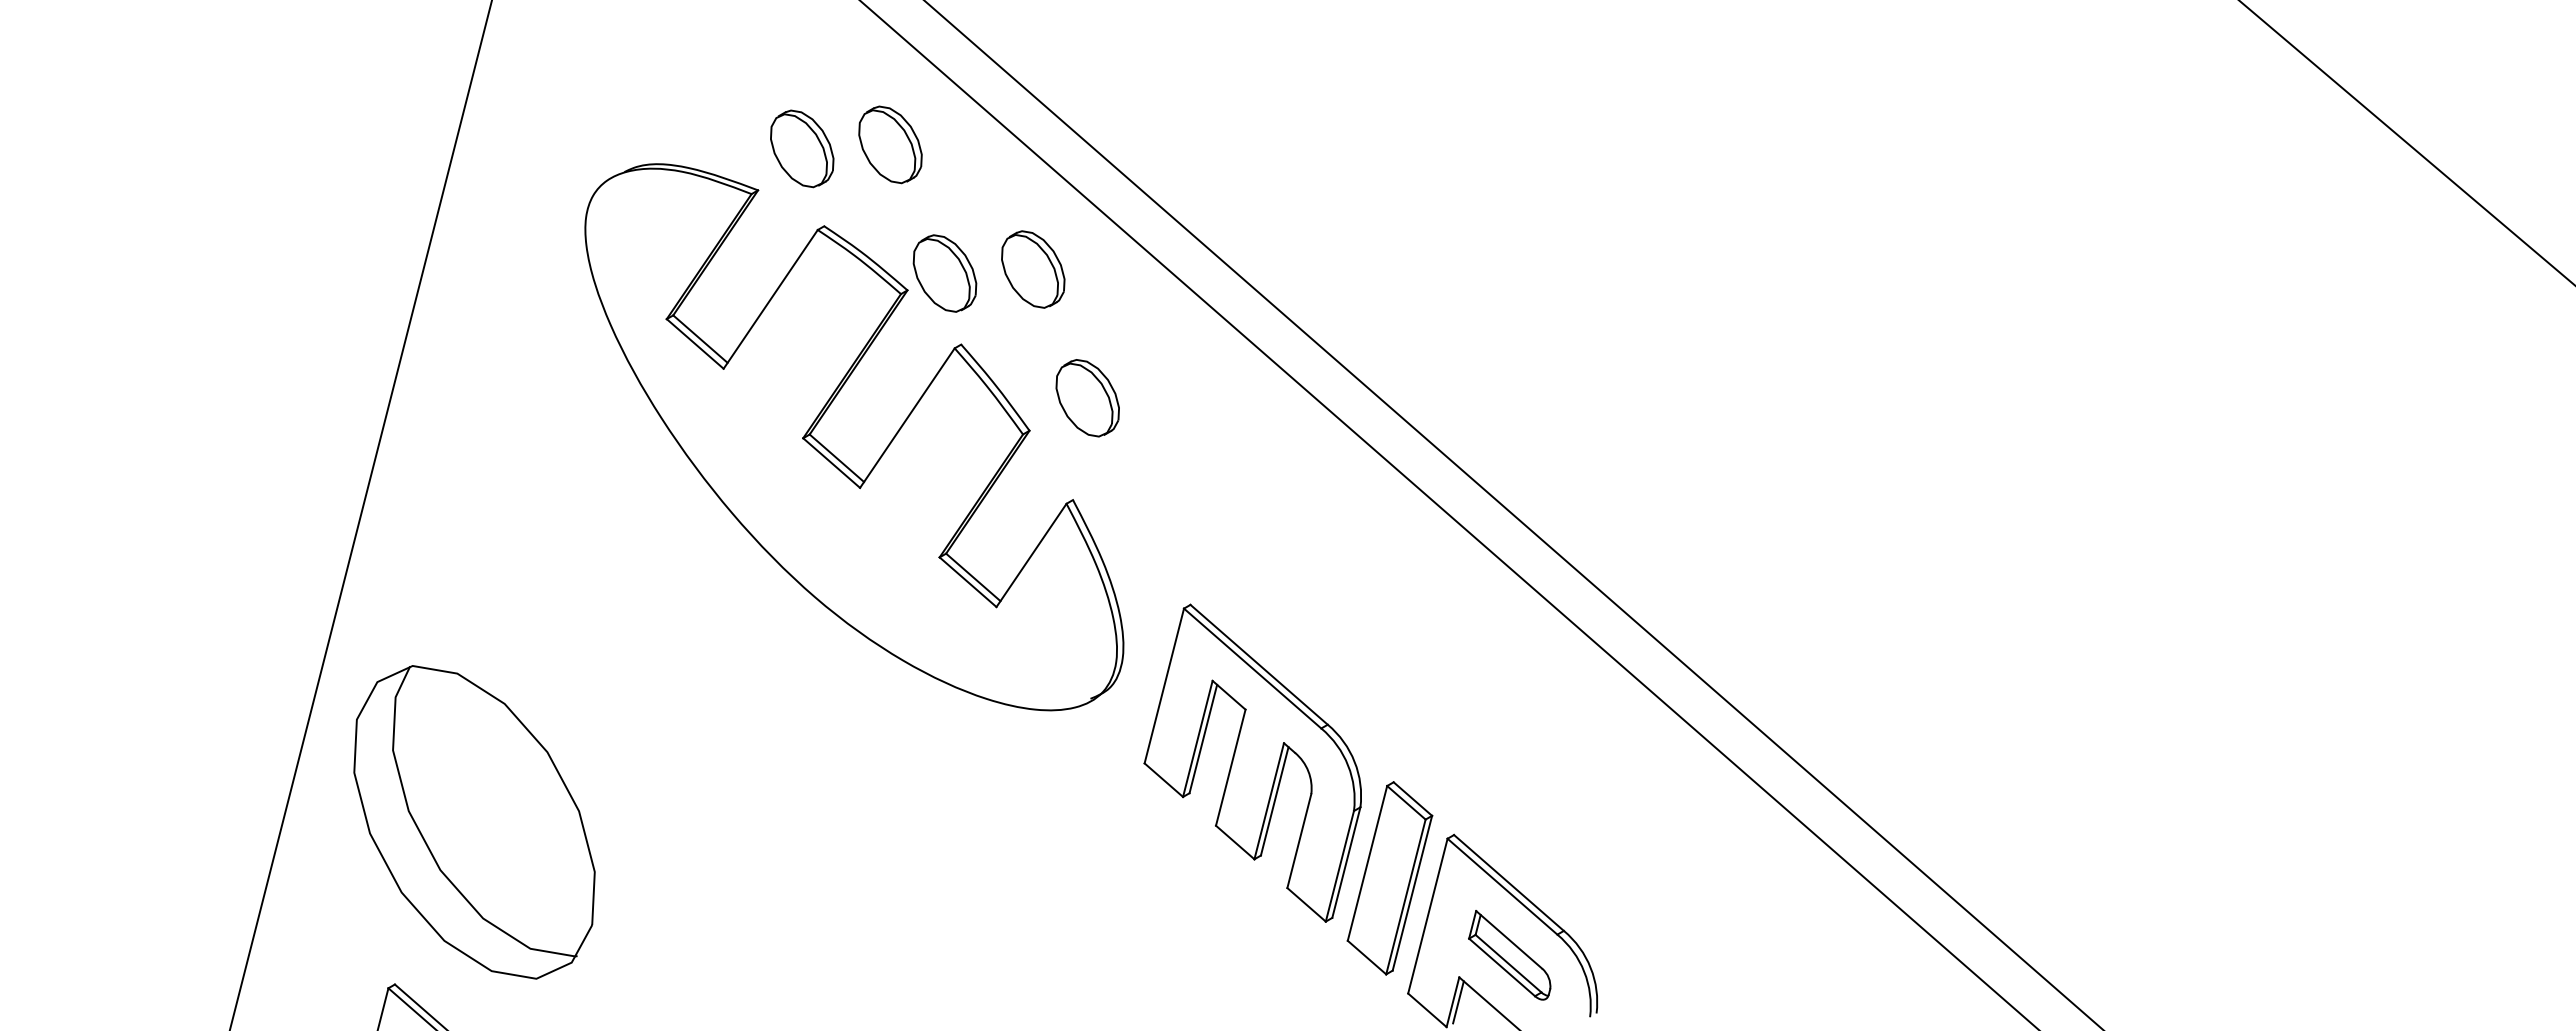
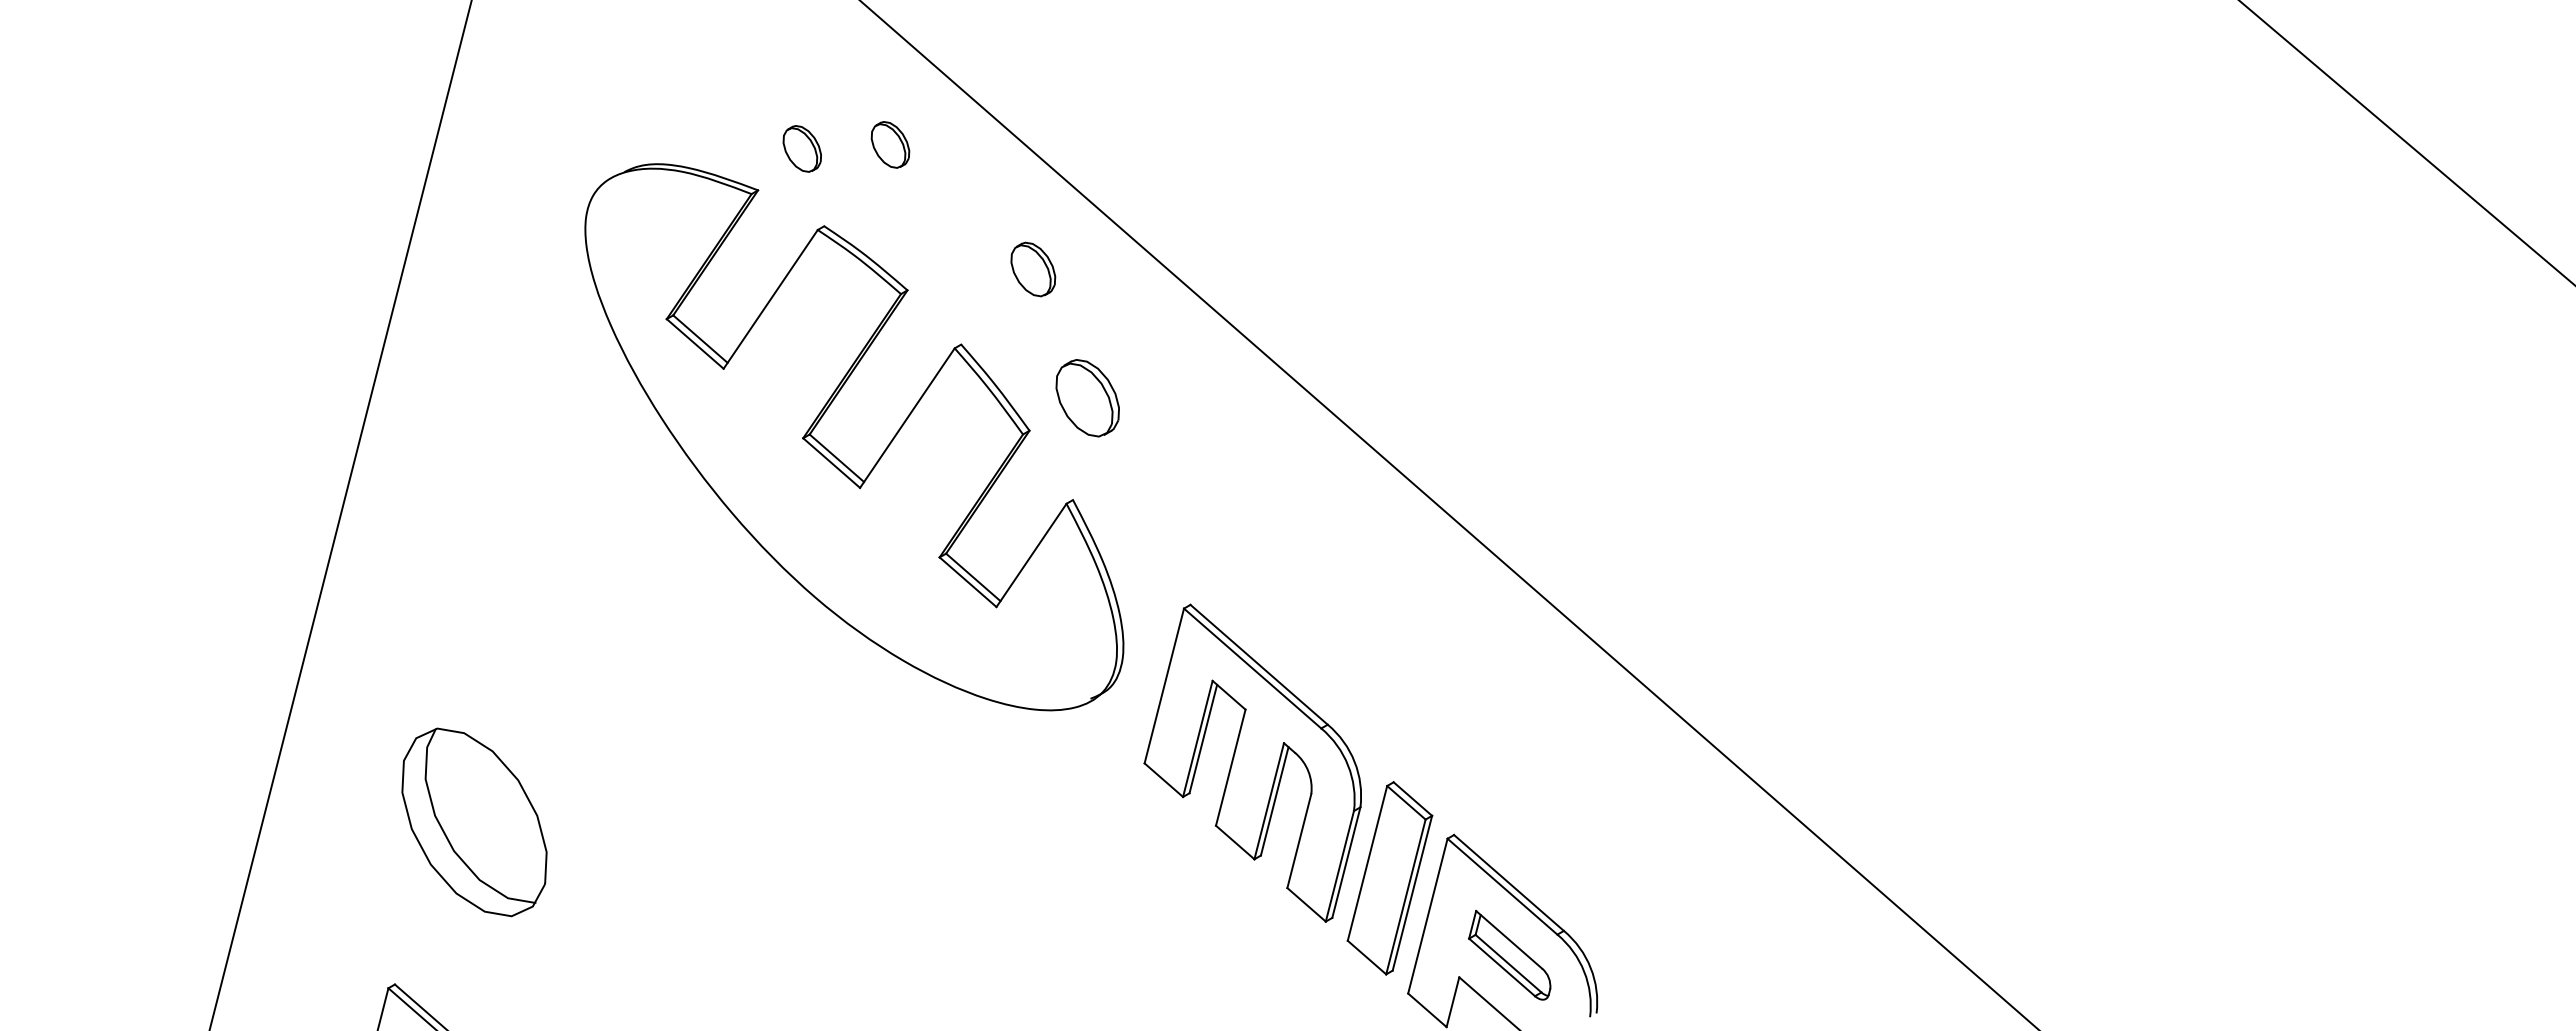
part size: 65x80 px -> 41x48 px (890, 144)
part size: 65x80 px -> 40x48 px (801, 148)
part size: 65x79 px -> 47x57 px (1033, 269)
part: present -> none (944, 273)
line position: (360, 514) -> (340, 514) (340, 514)
line: present -> none (1513, 514)
part size: 243x315 px -> 147x191 px (474, 822)
line: present -> none (1458, 1002)
